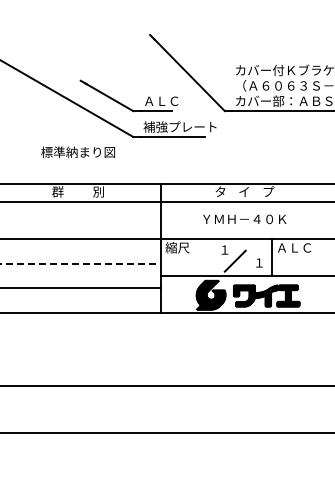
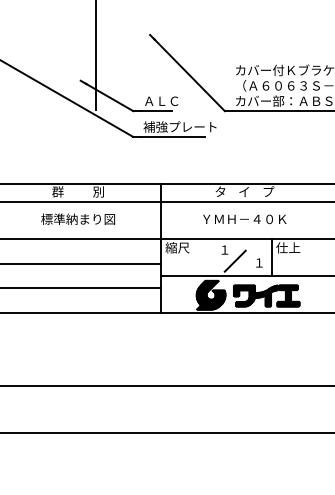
line: none -> present (96, 55)
text position: (77, 151) -> (77, 218) (77, 218)
text: ＡＬＣ -> 仕上 (293, 247)
line: dashed -> solid (80, 263)
